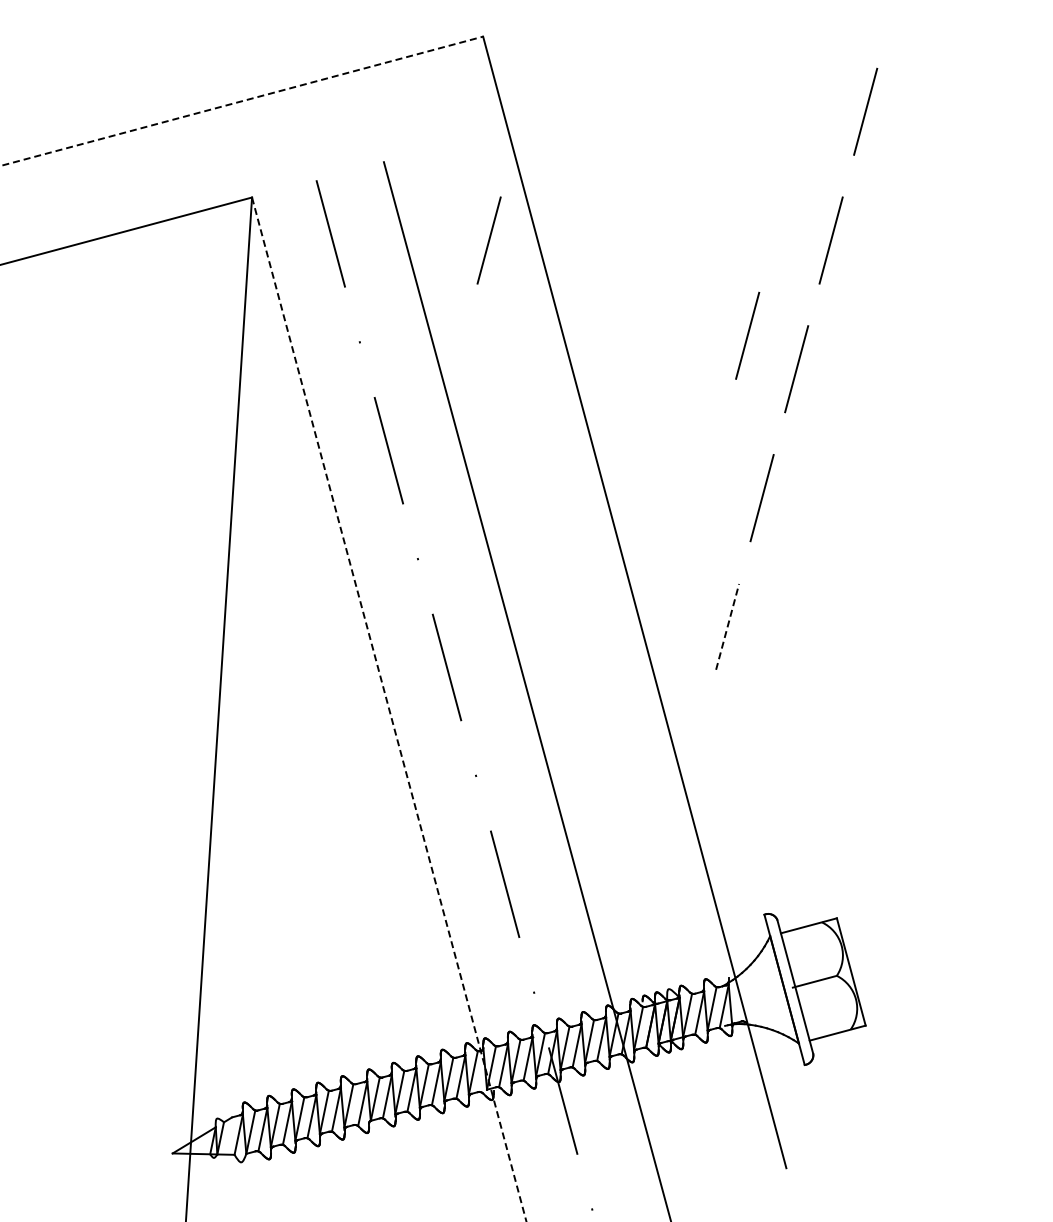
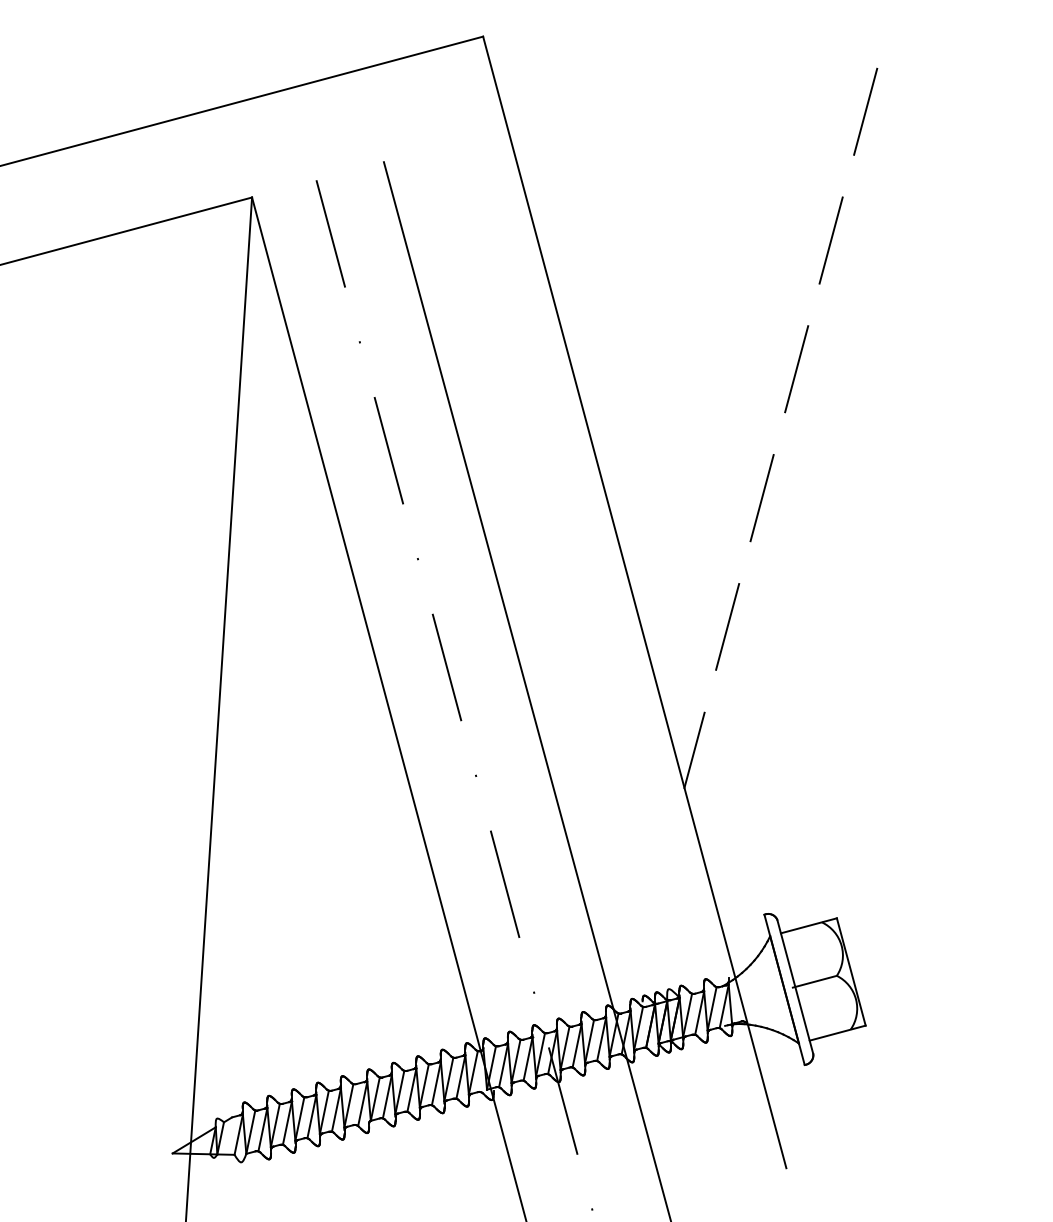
line: dashed -> solid (241, 101)
line: present -> none (488, 240)
line: present -> none (747, 335)
line: dashed -> solid (727, 626)
line: dashed -> solid (389, 709)
line: none -> present (694, 749)
